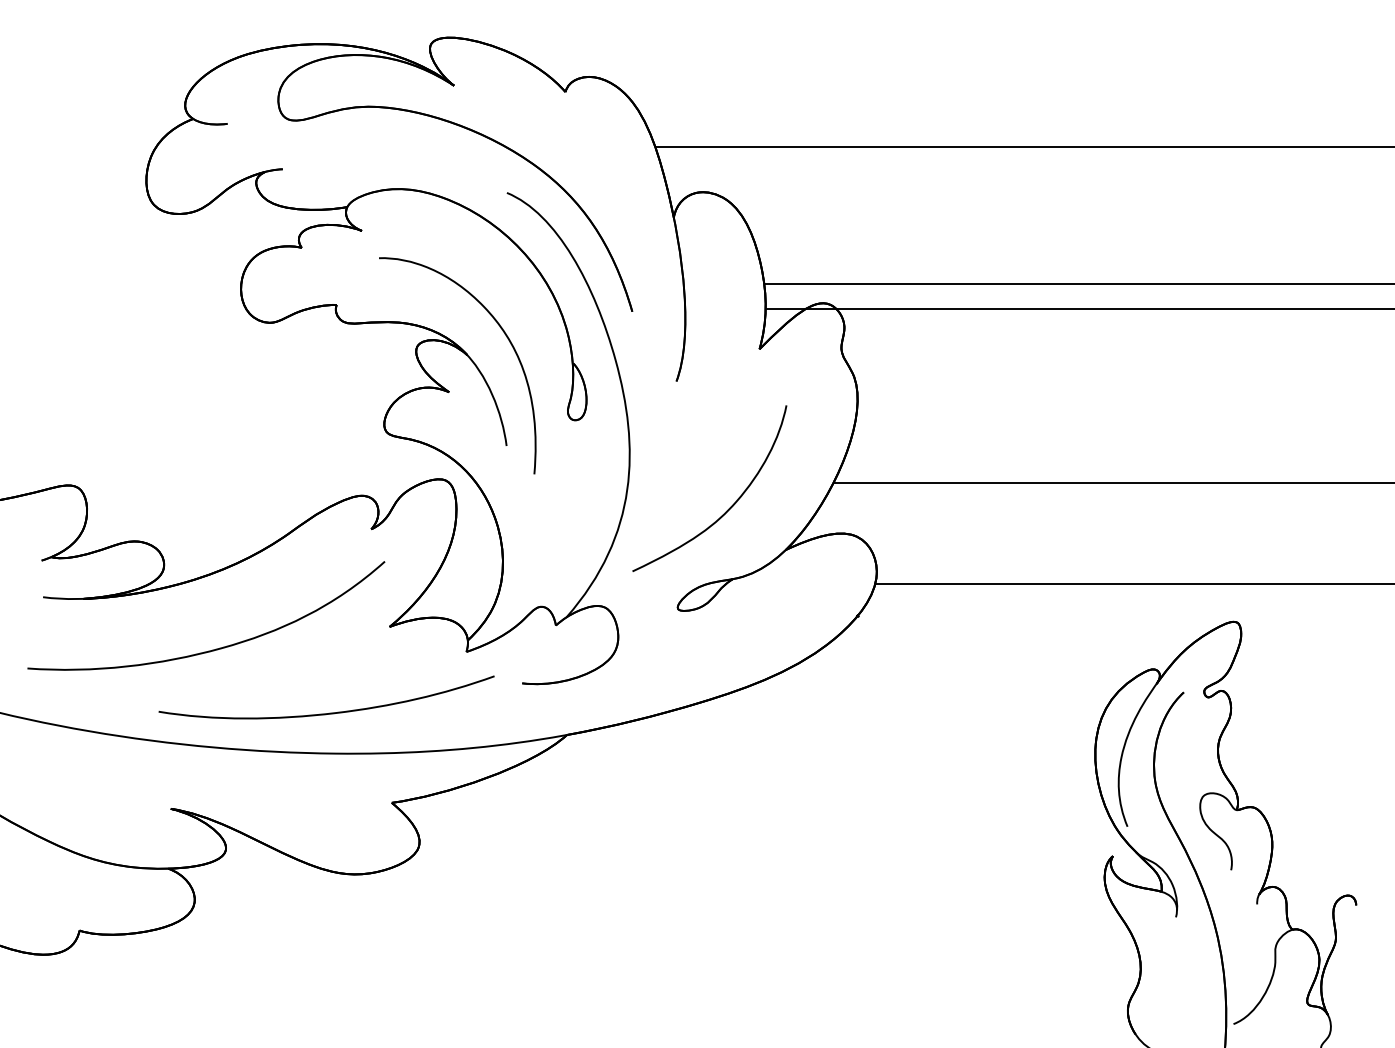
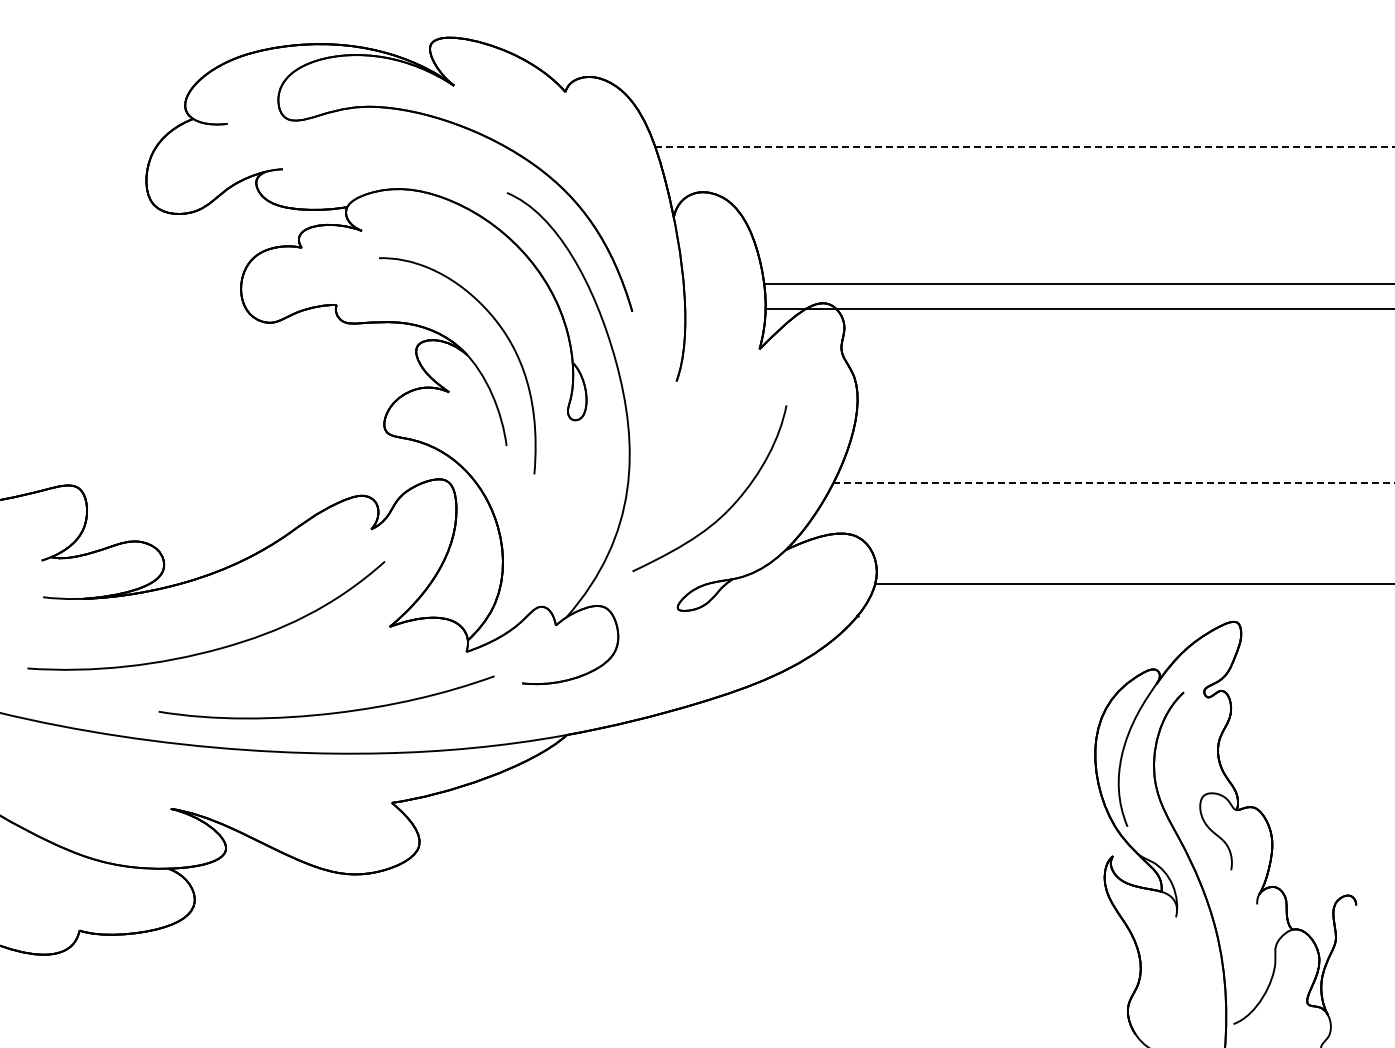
line: solid -> dashed (1025, 147)
line: solid -> dashed (1114, 483)
